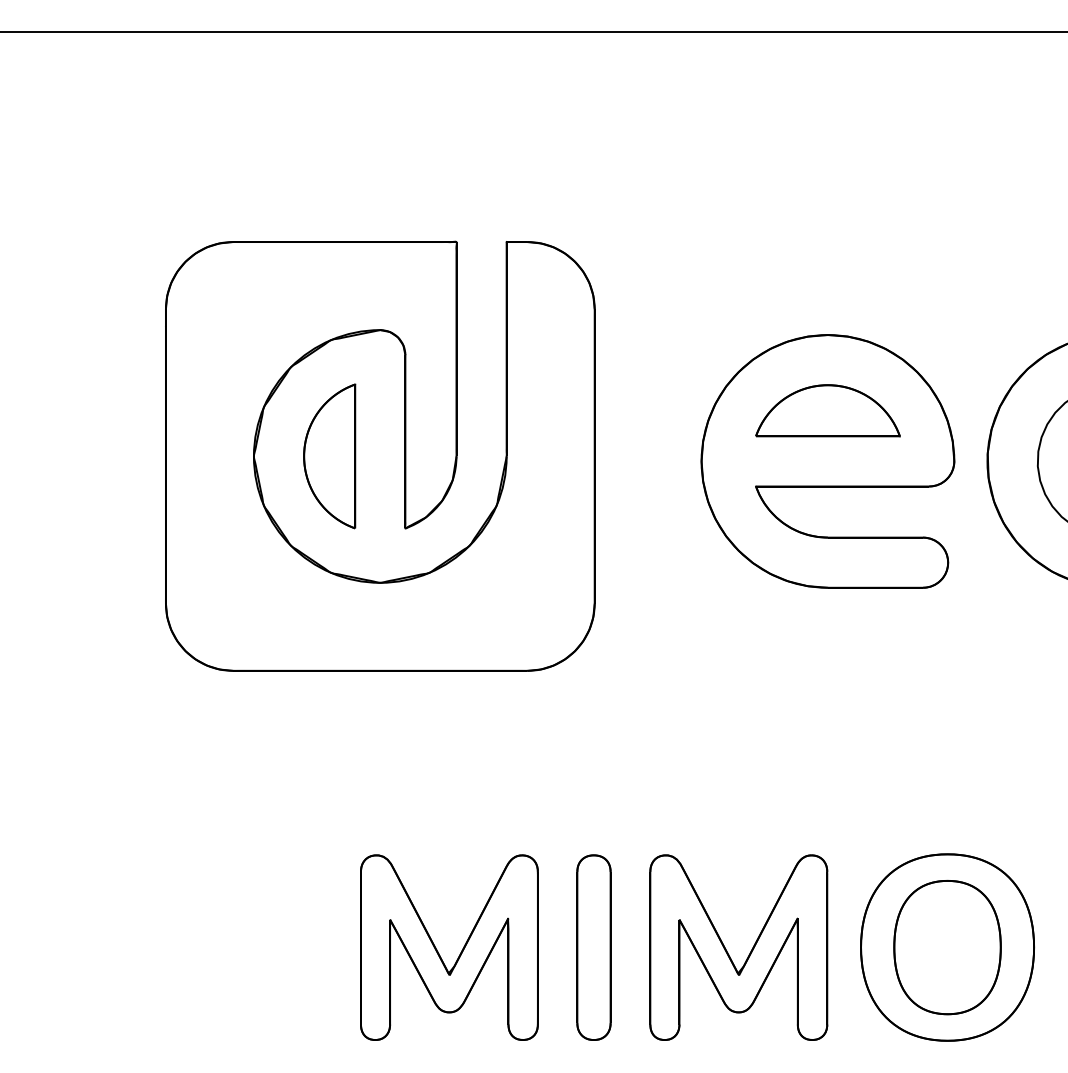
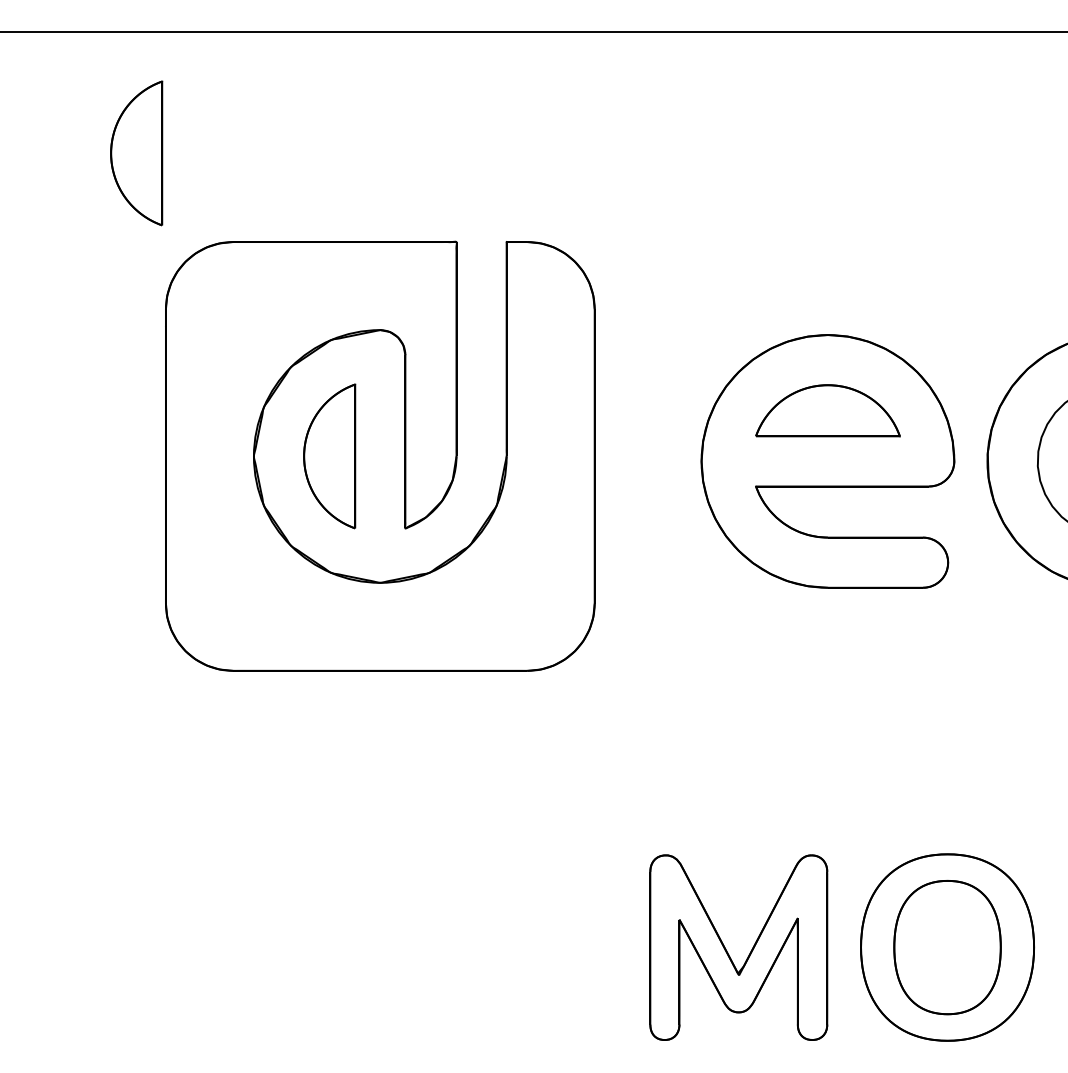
part: none -> present (136, 153)
part: present -> none (593, 947)
part: present -> none (439, 953)
